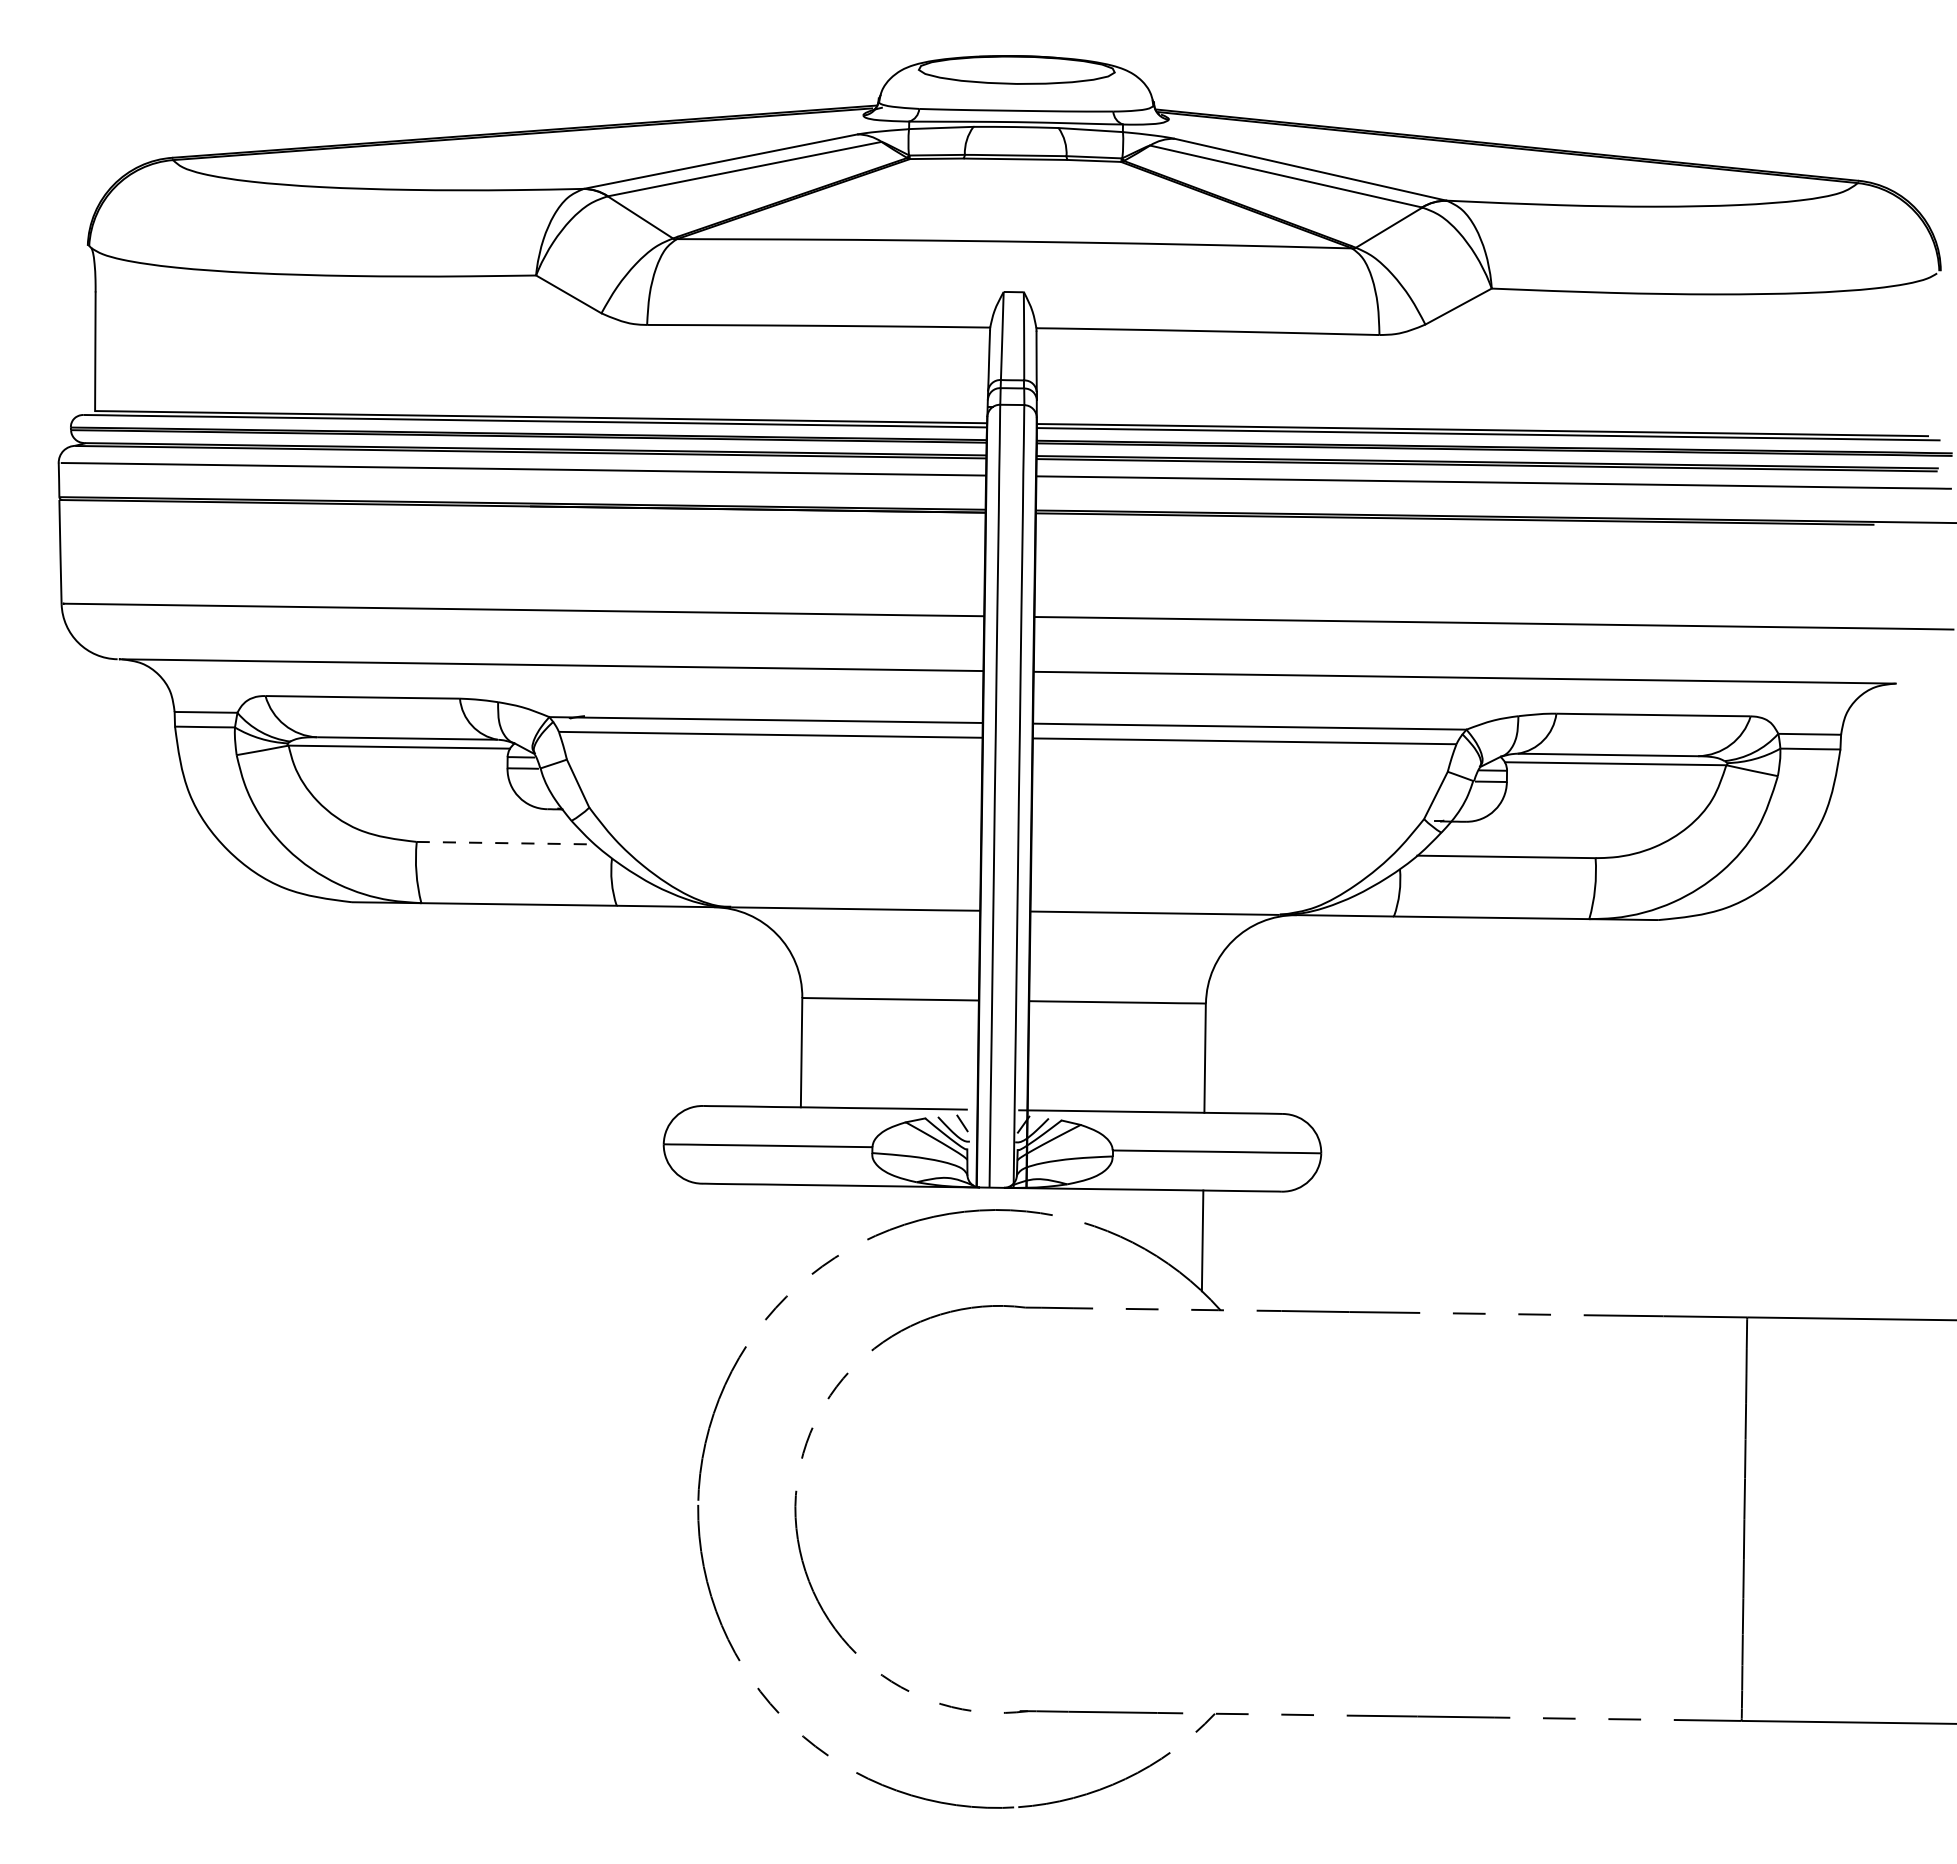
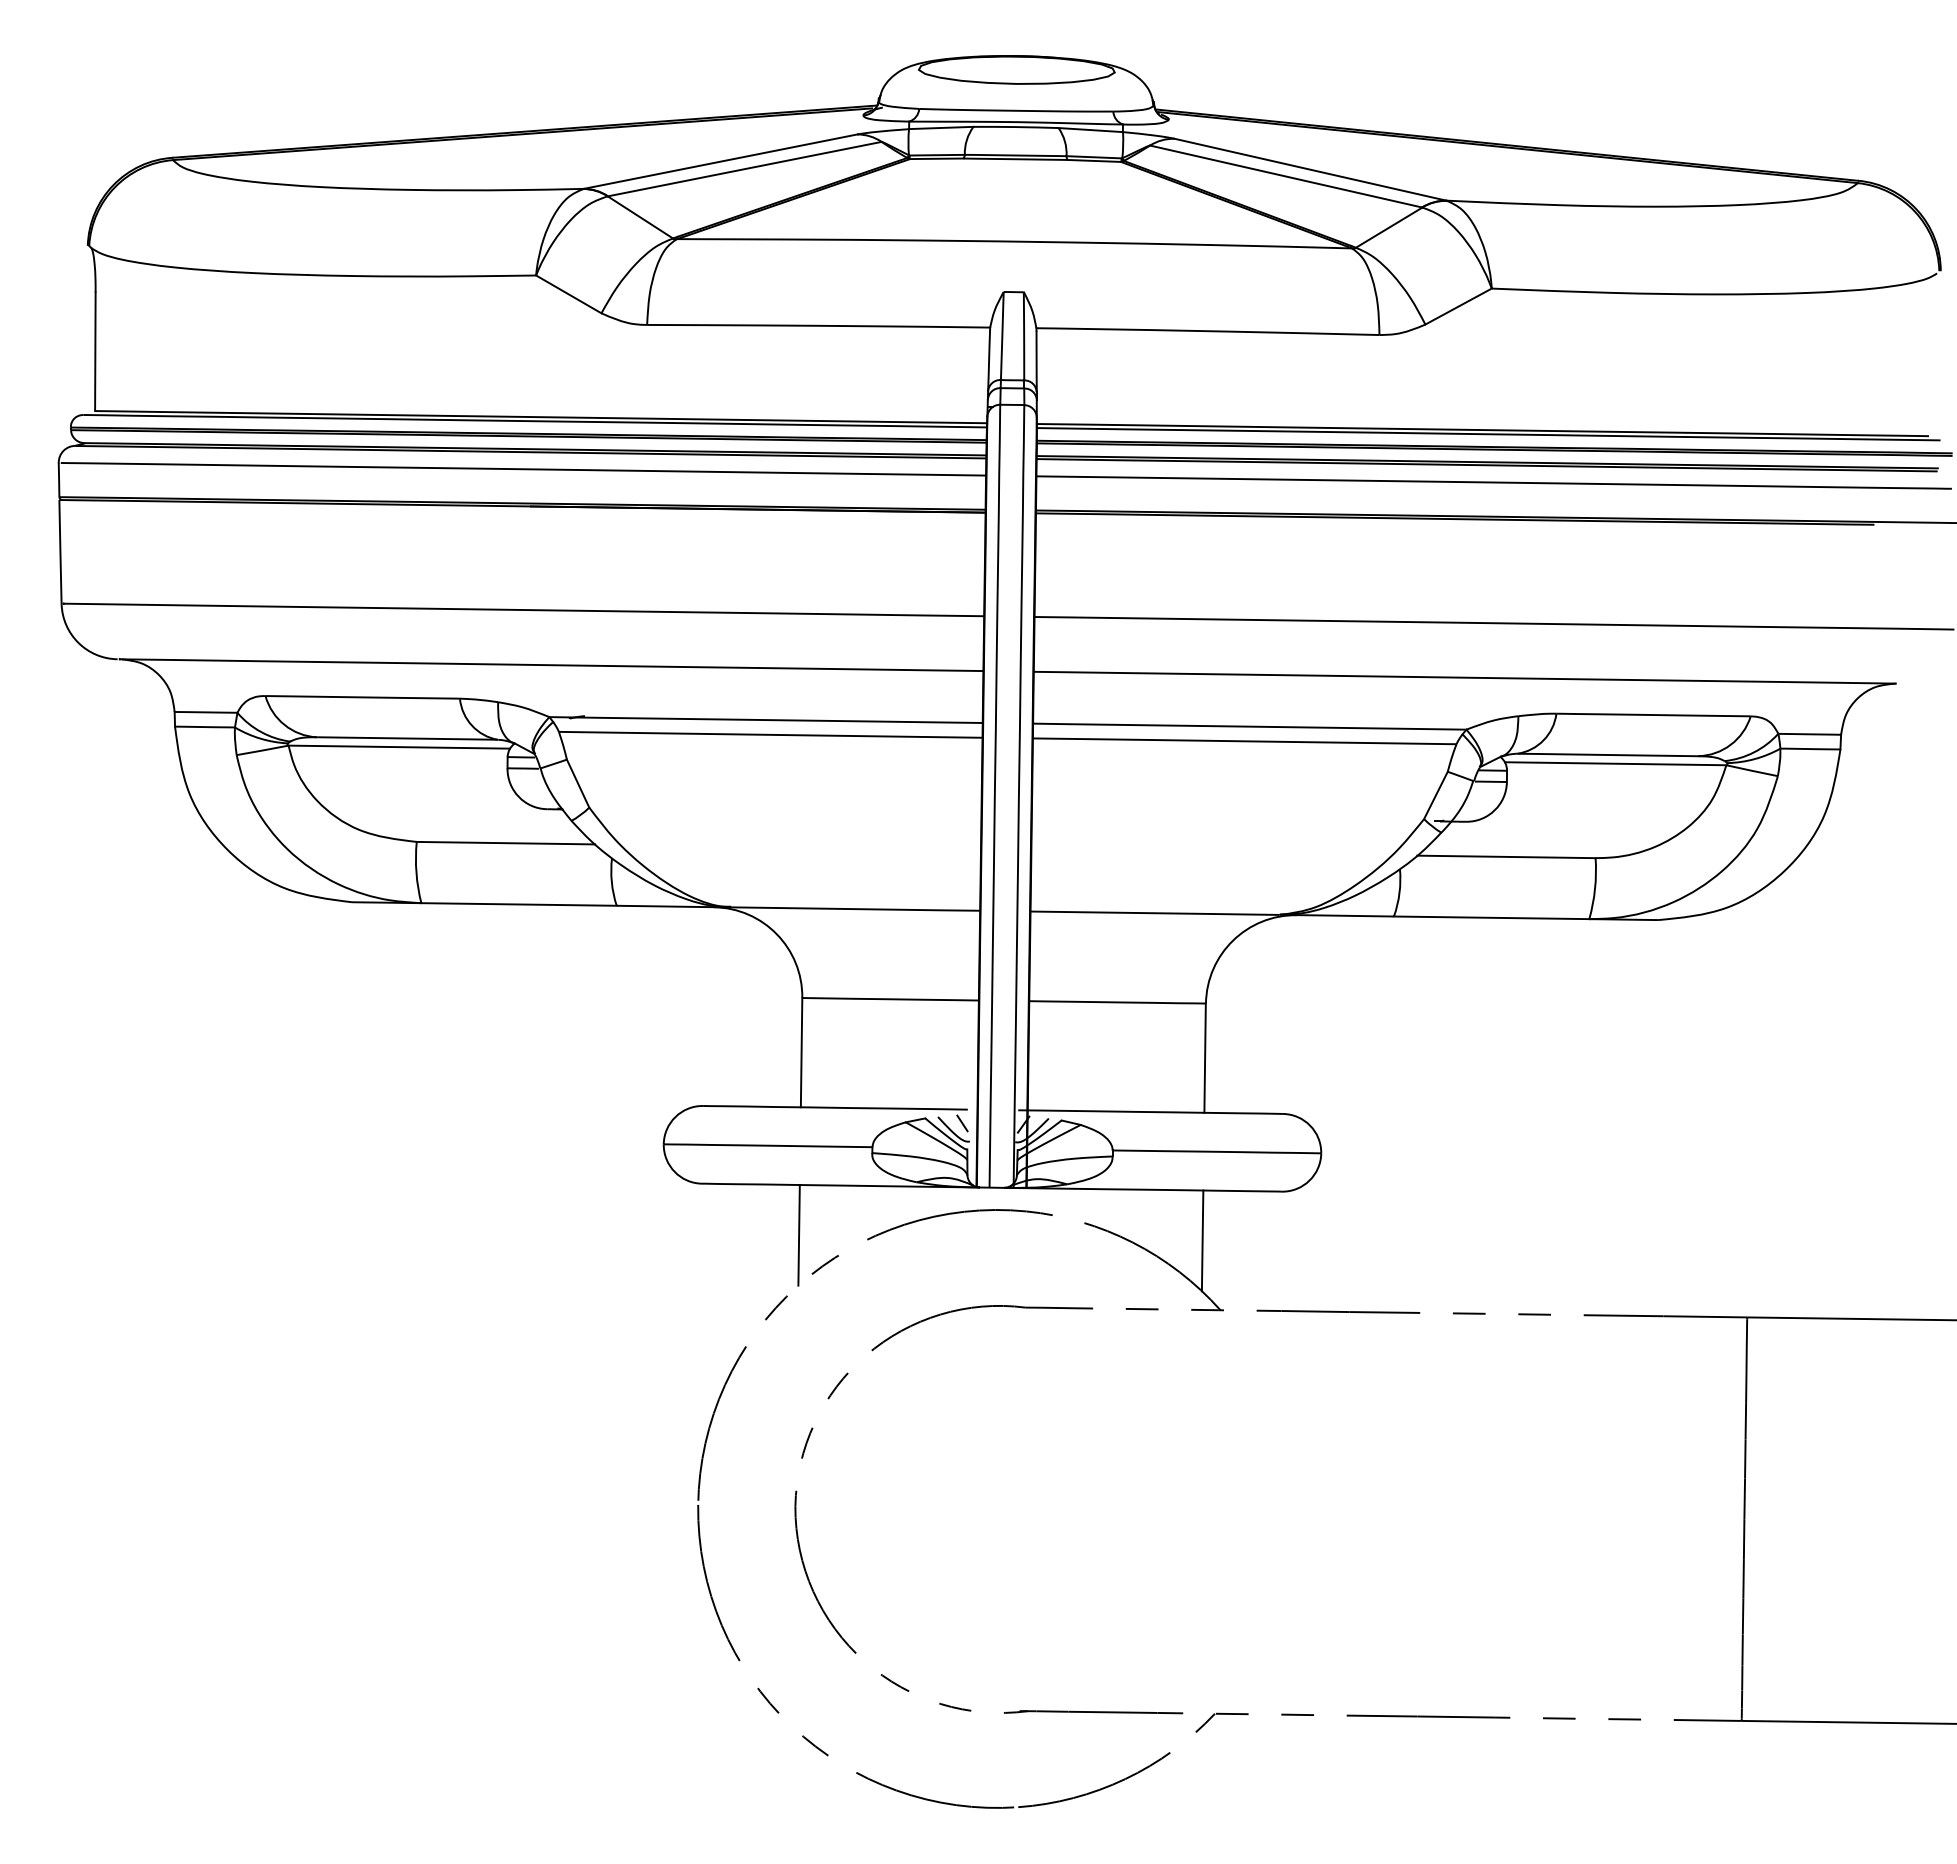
line: dashed -> solid (506, 843)
line: none -> present (798, 1235)
